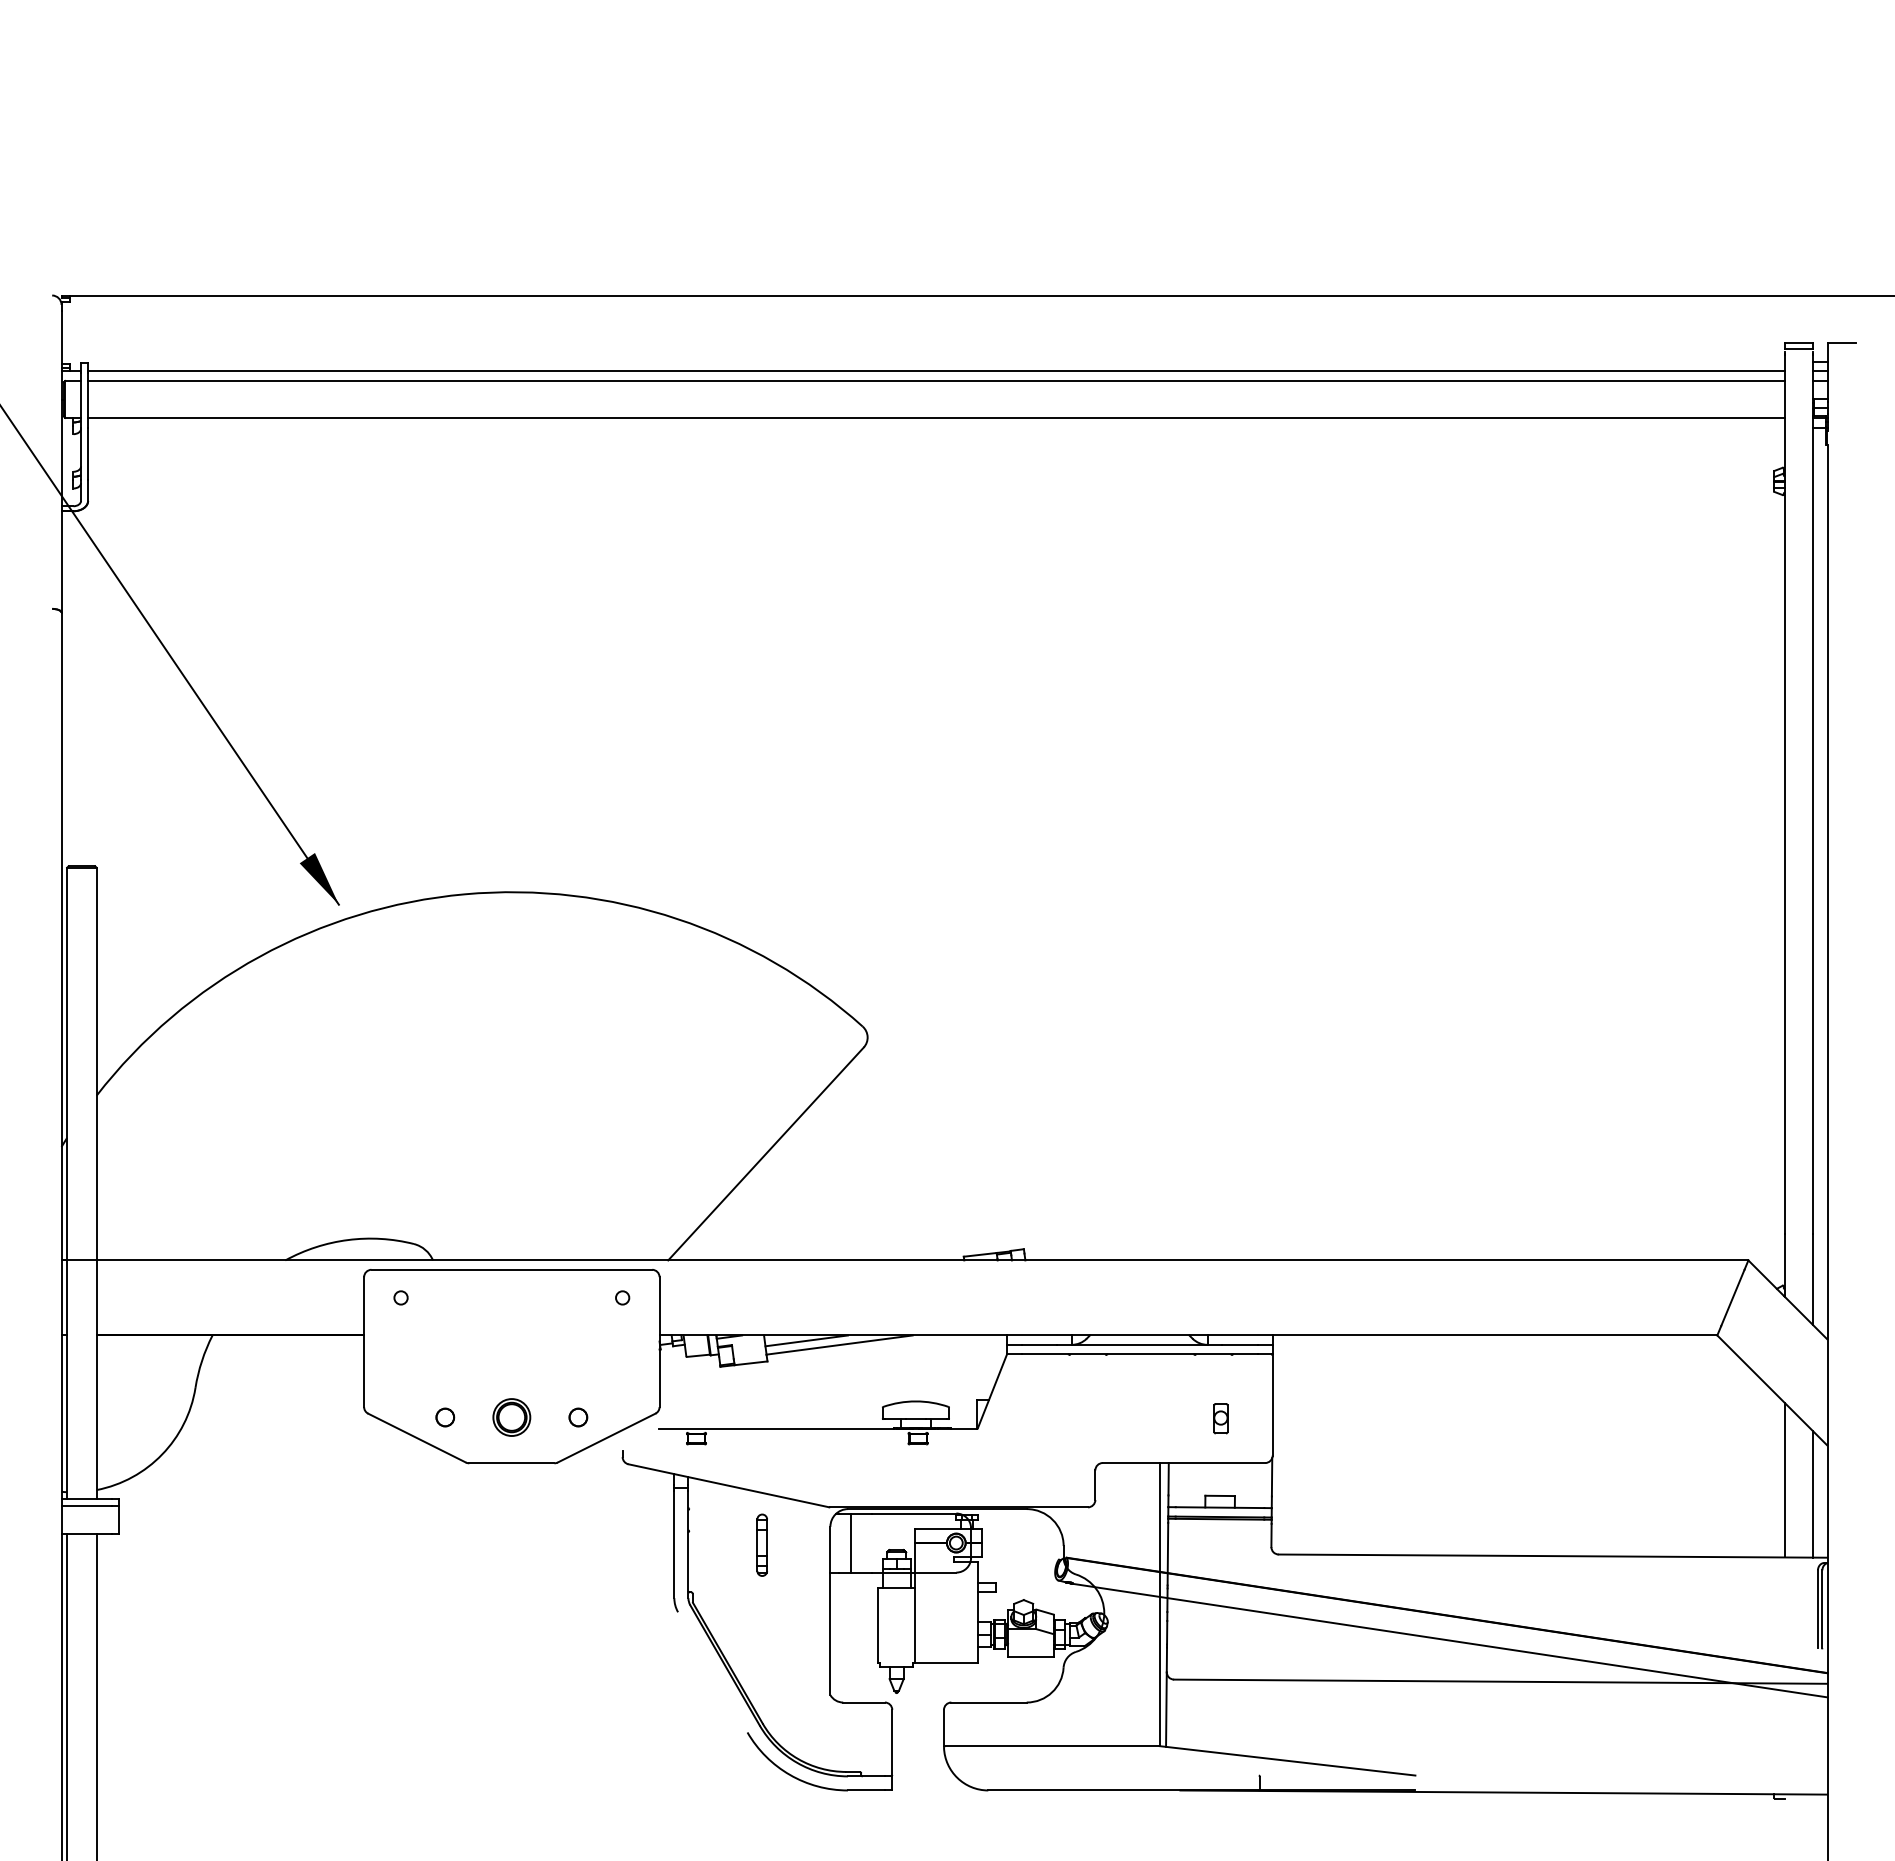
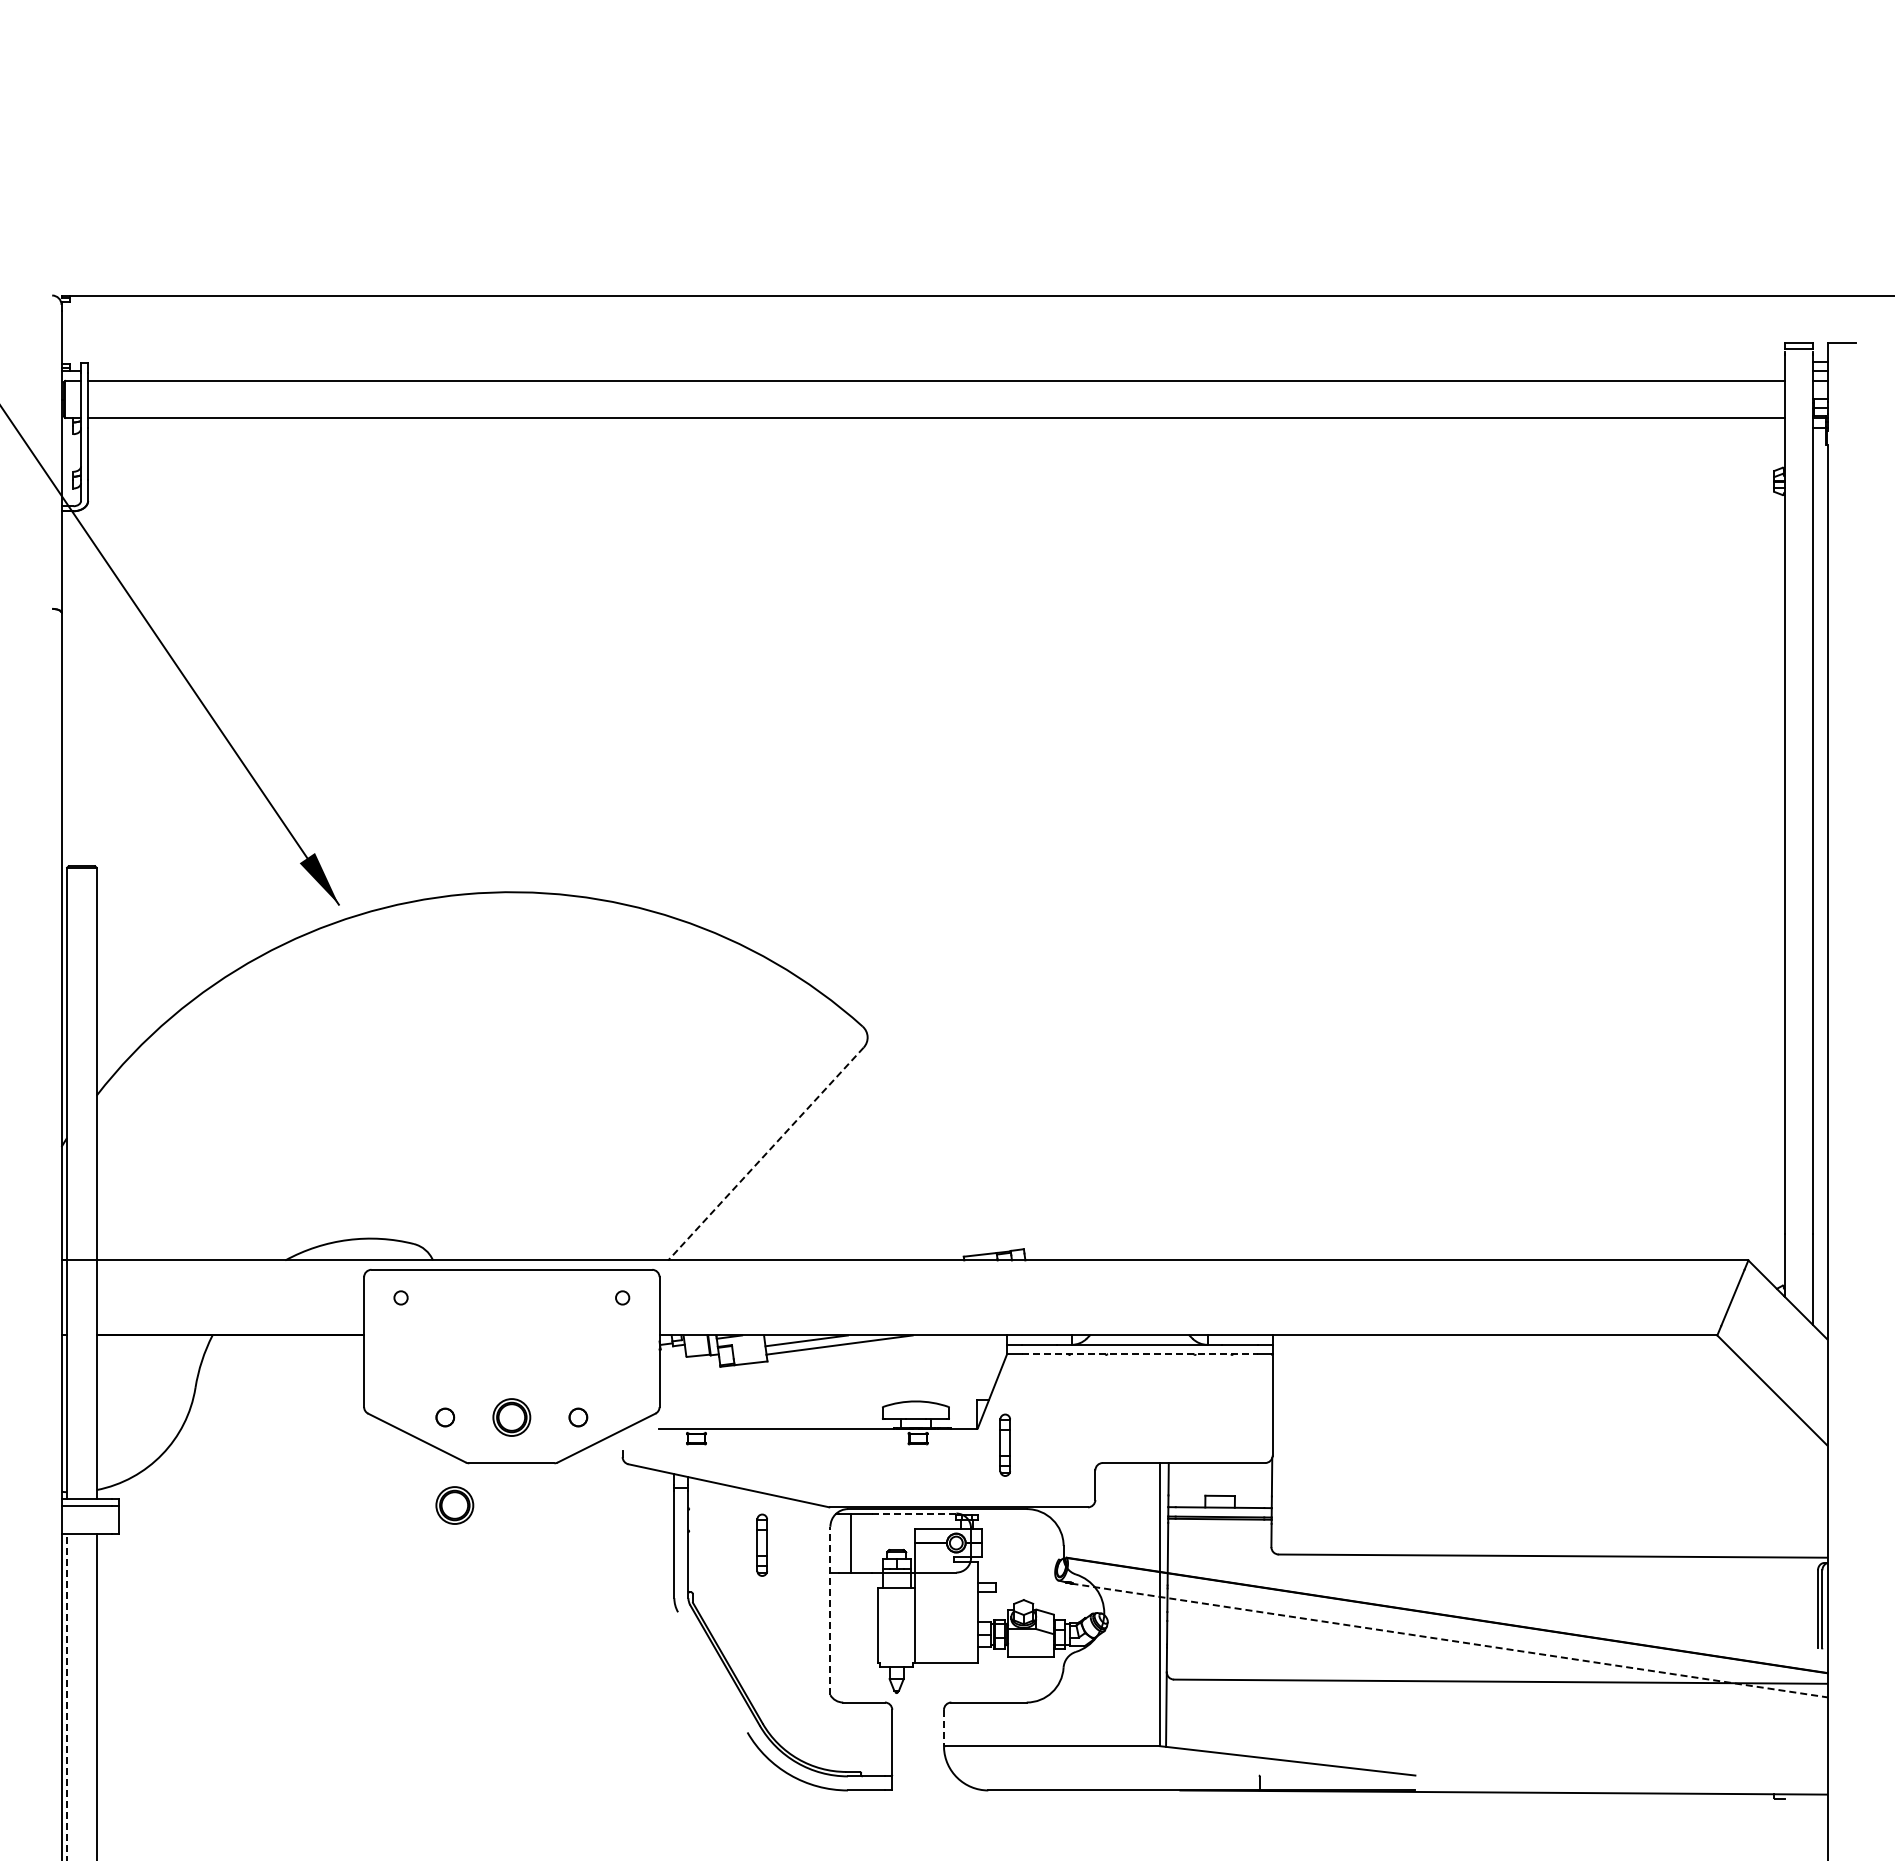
line: present -> none (936, 370)
line: solid -> dashed (765, 1154)
line: solid -> dashed (1140, 1354)
part: present -> none (1220, 1418)
part: none -> present (1004, 1444)
line: present -> none (1785, 1480)
line: present -> none (1813, 1494)
part: none -> present (454, 1505)
line: solid -> dashed (914, 1513)
line: solid -> dashed (830, 1610)
line: solid -> dashed (1450, 1640)
line: solid -> dashed (67, 1696)
line: solid -> dashed (943, 1728)
